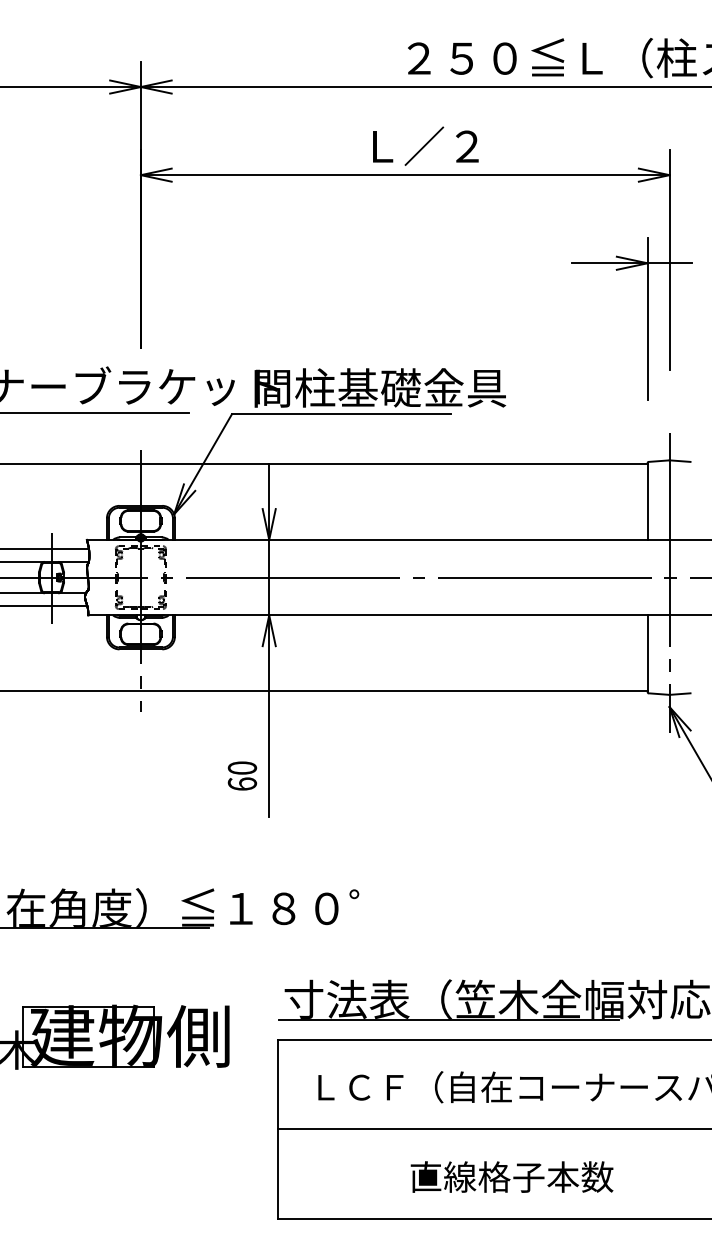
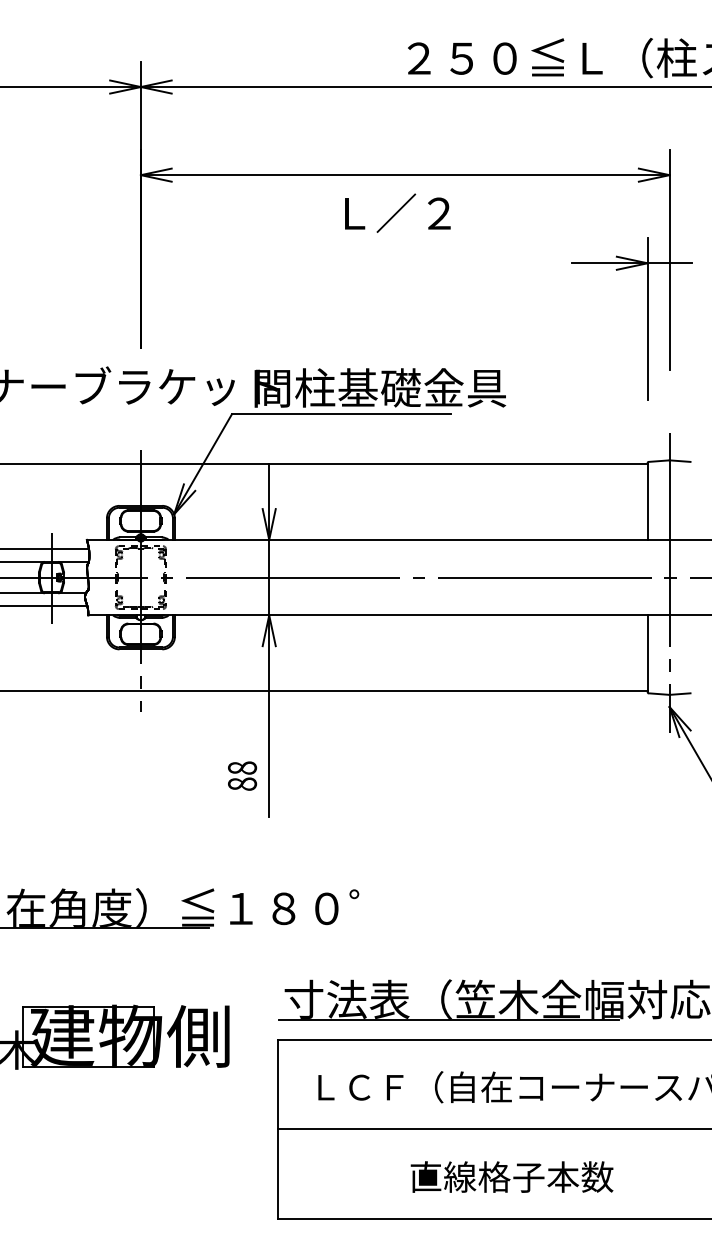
text position: (425, 145) -> (397, 212) (397, 212)
line: present -> none (95, 413)
text: 60 -> 88 (241, 775)
